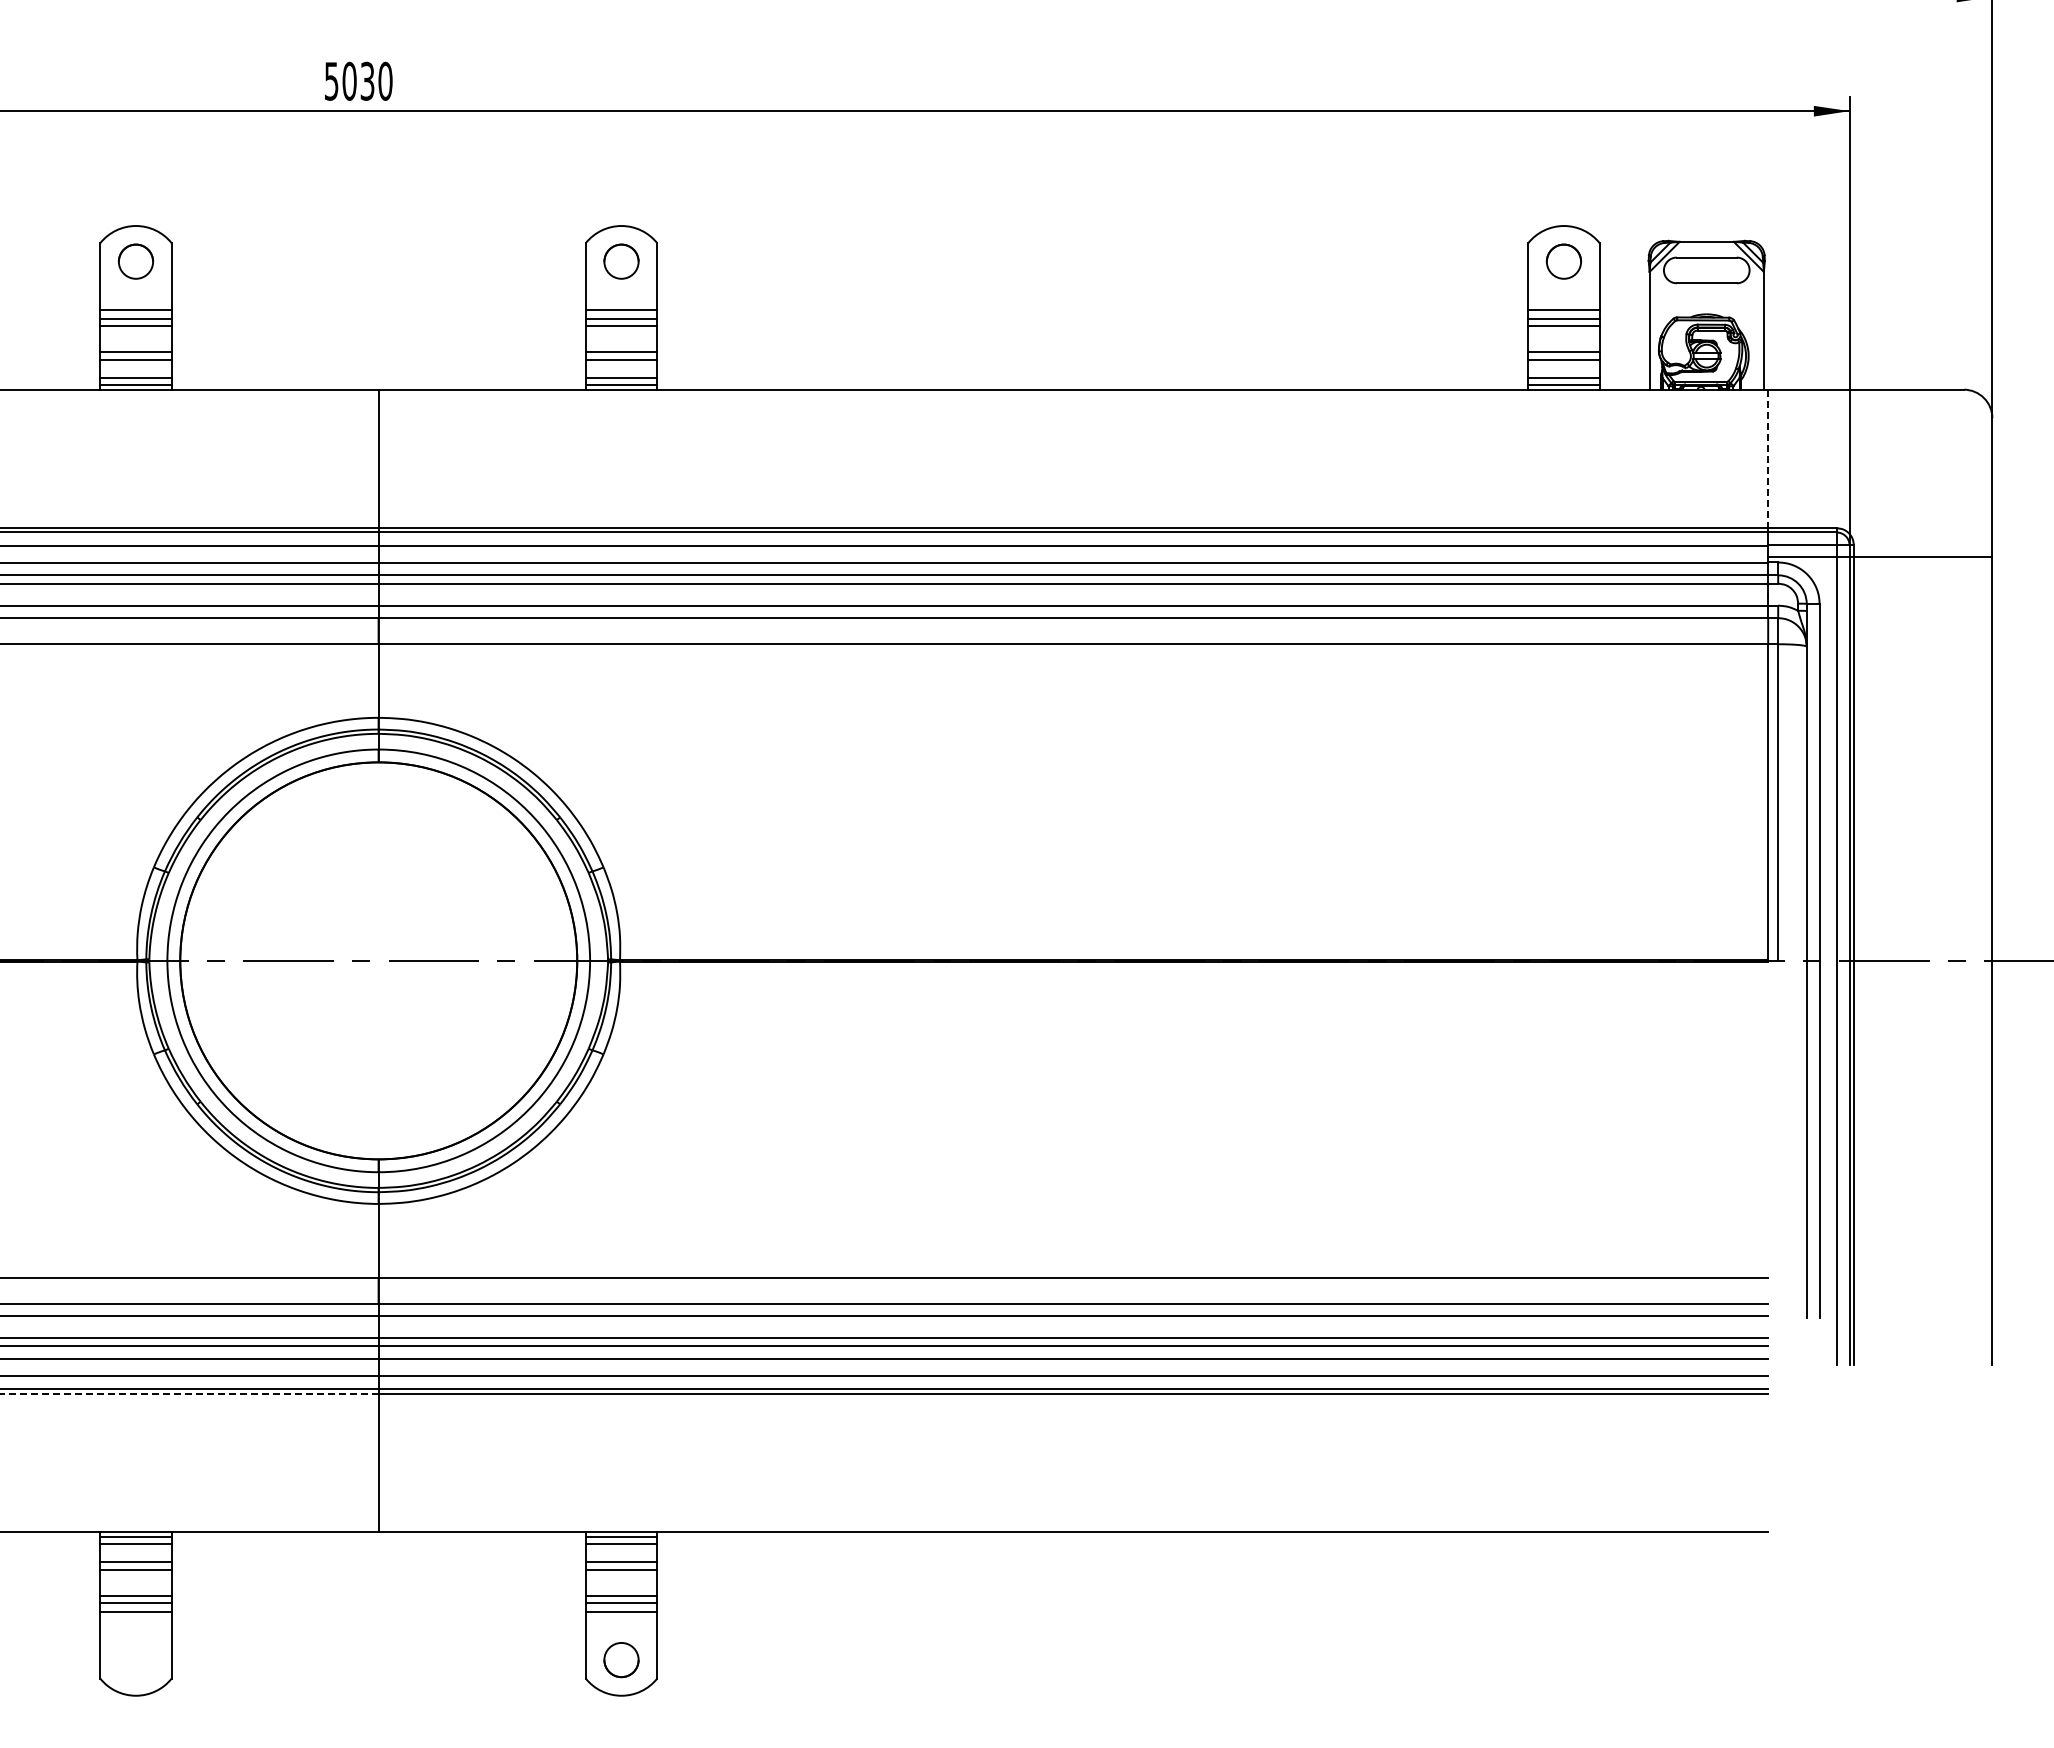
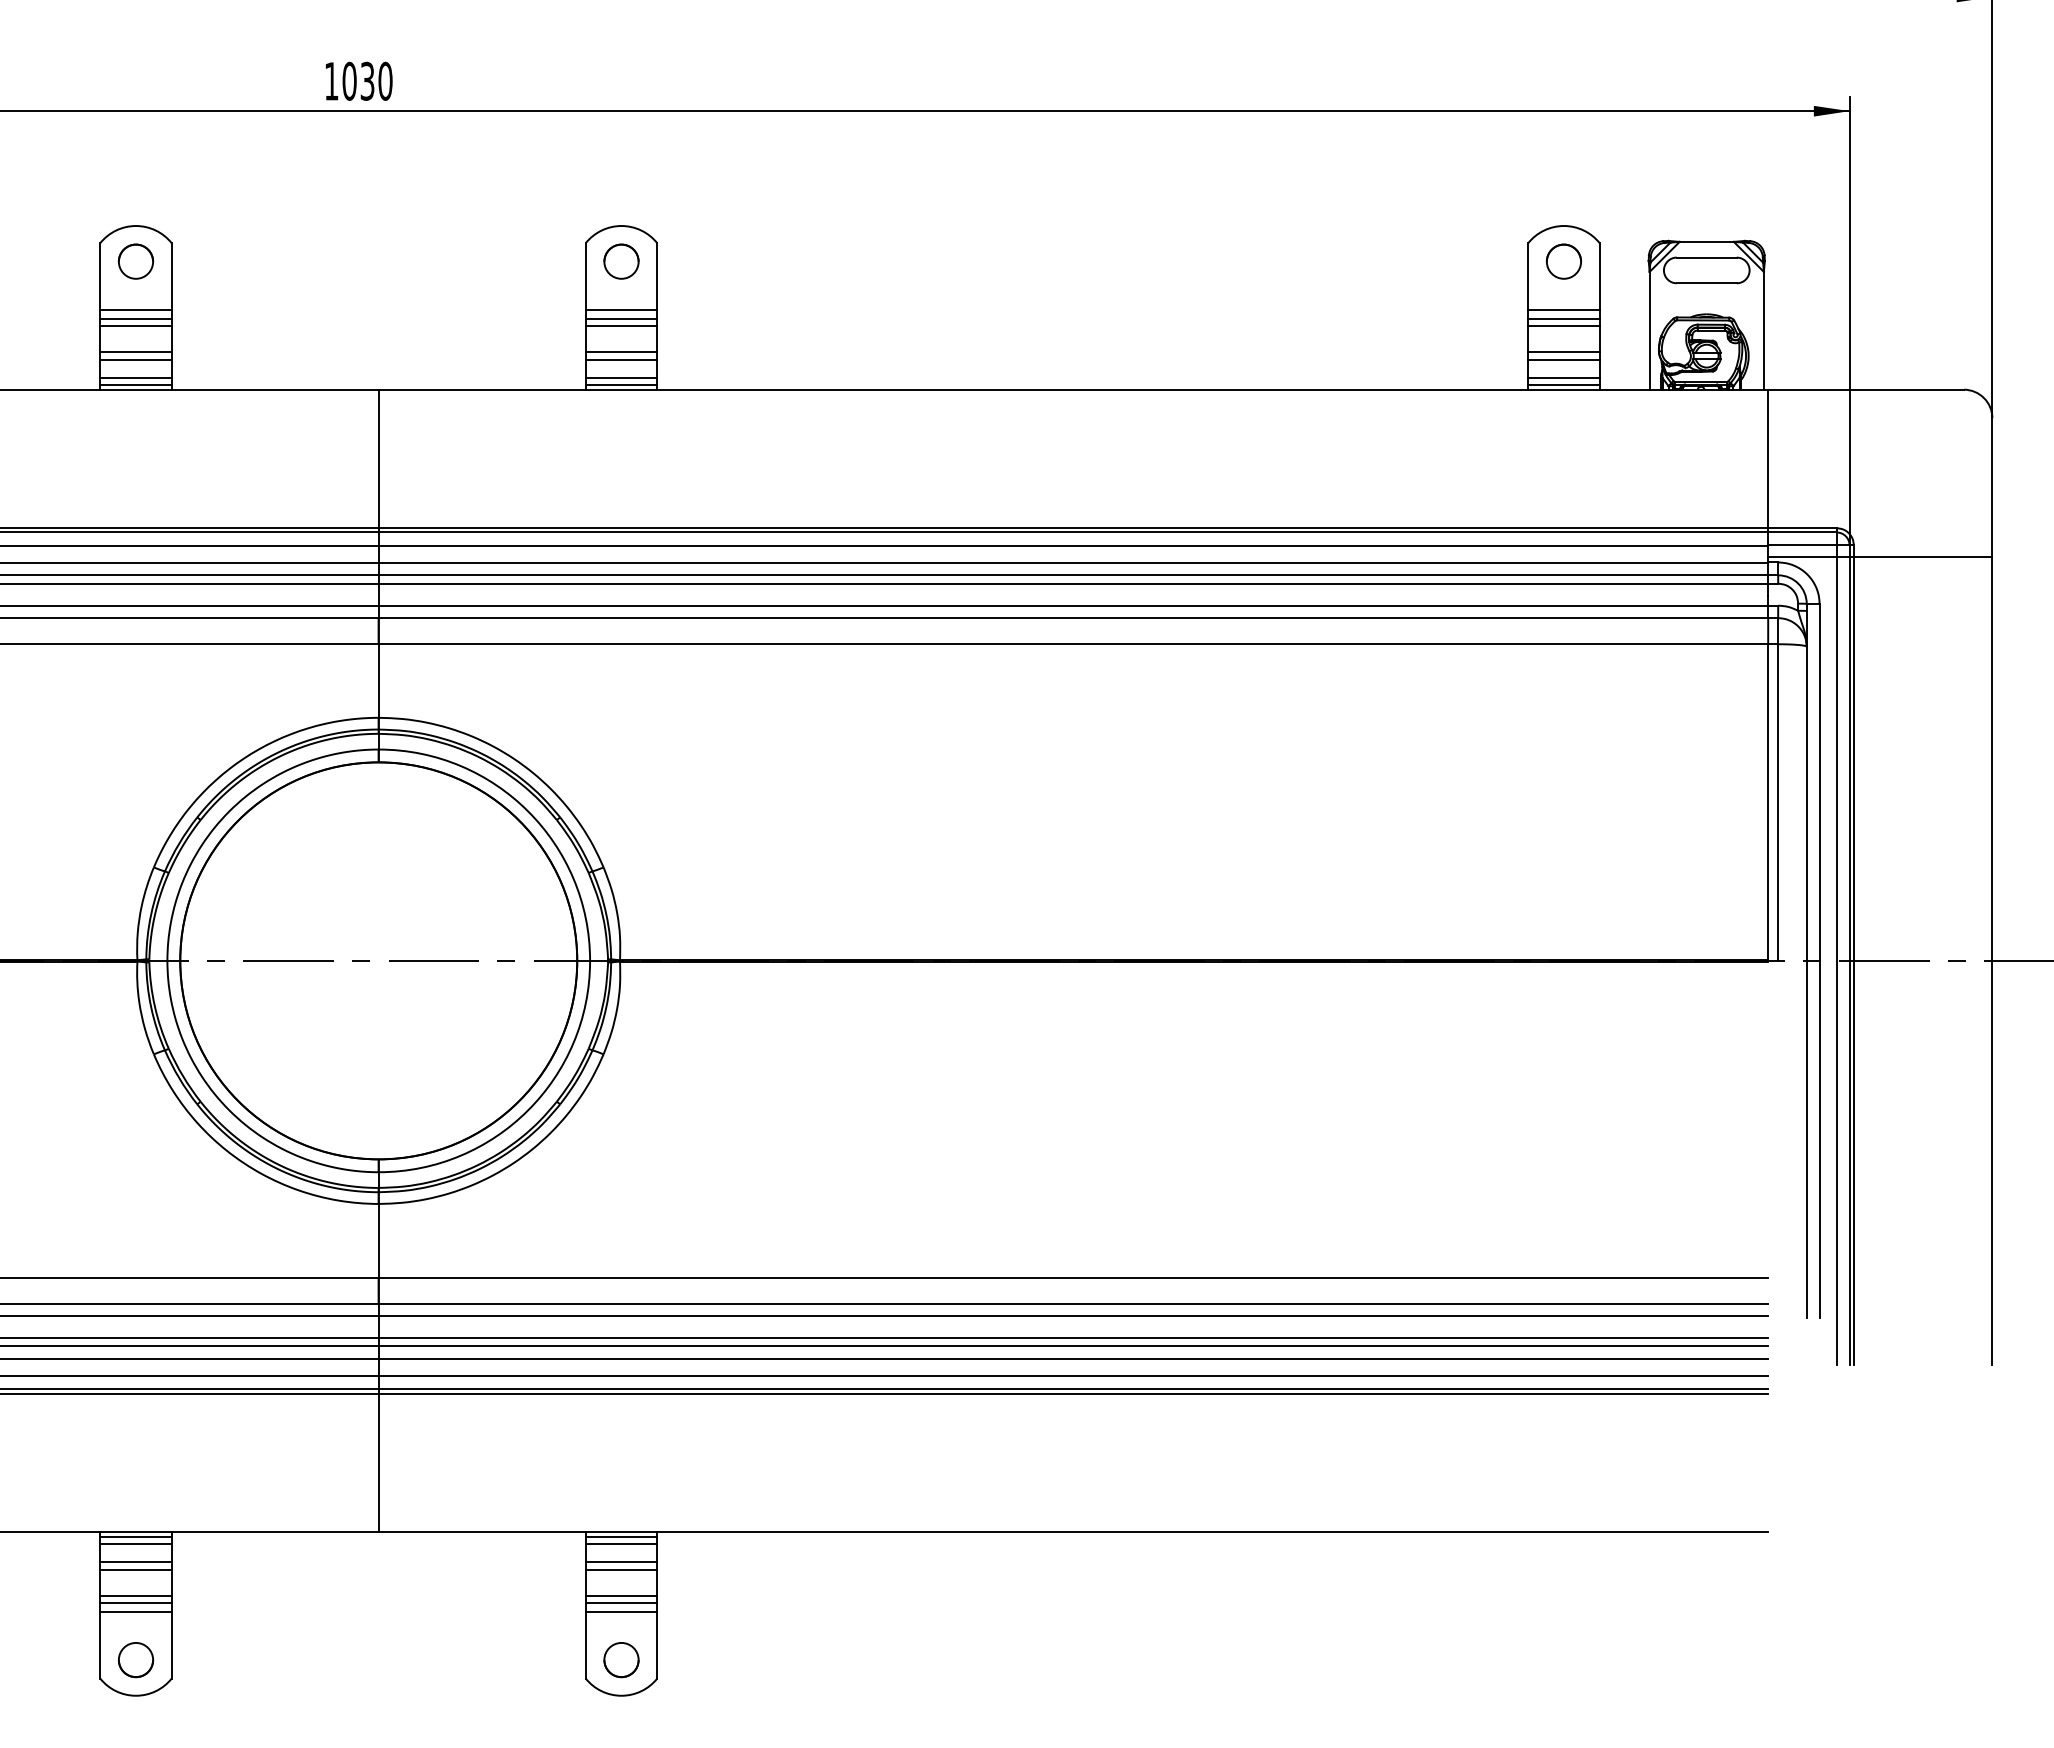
text: 5030 -> 1030 (331, 81)
line: dashed -> solid (1768, 459)
line: dashed -> solid (189, 1393)
part: none -> present (135, 1660)
